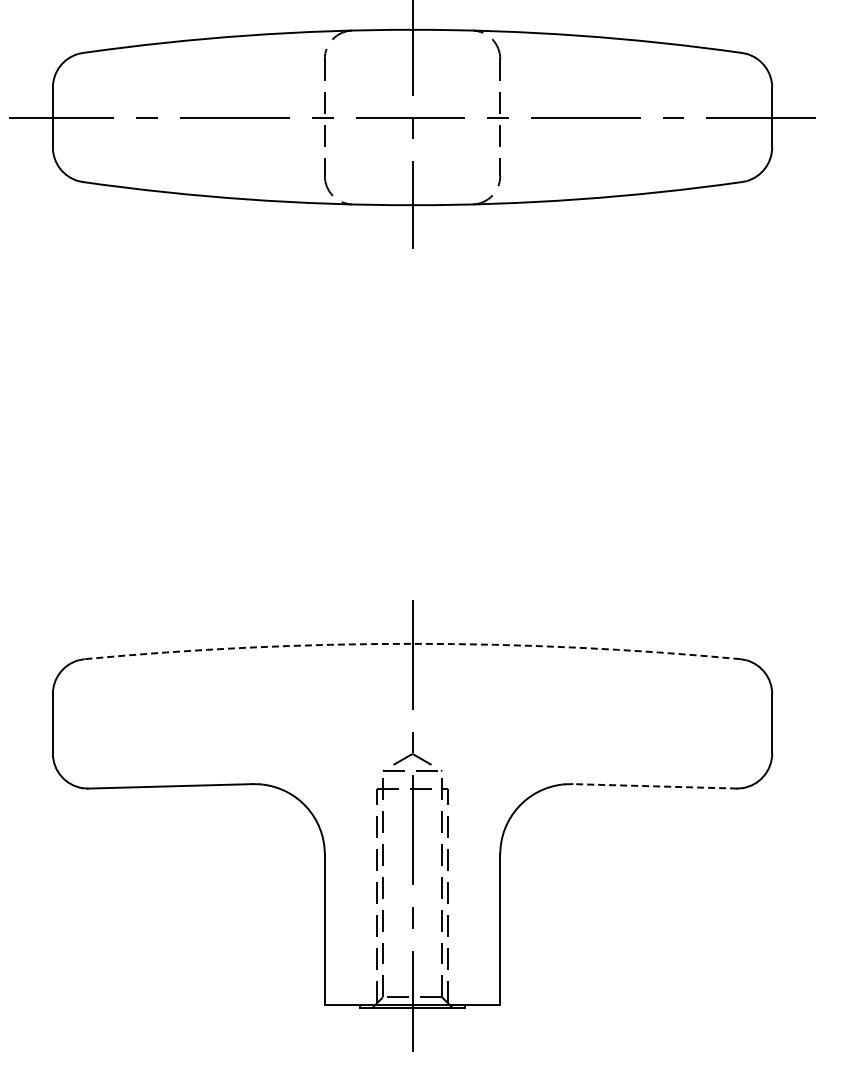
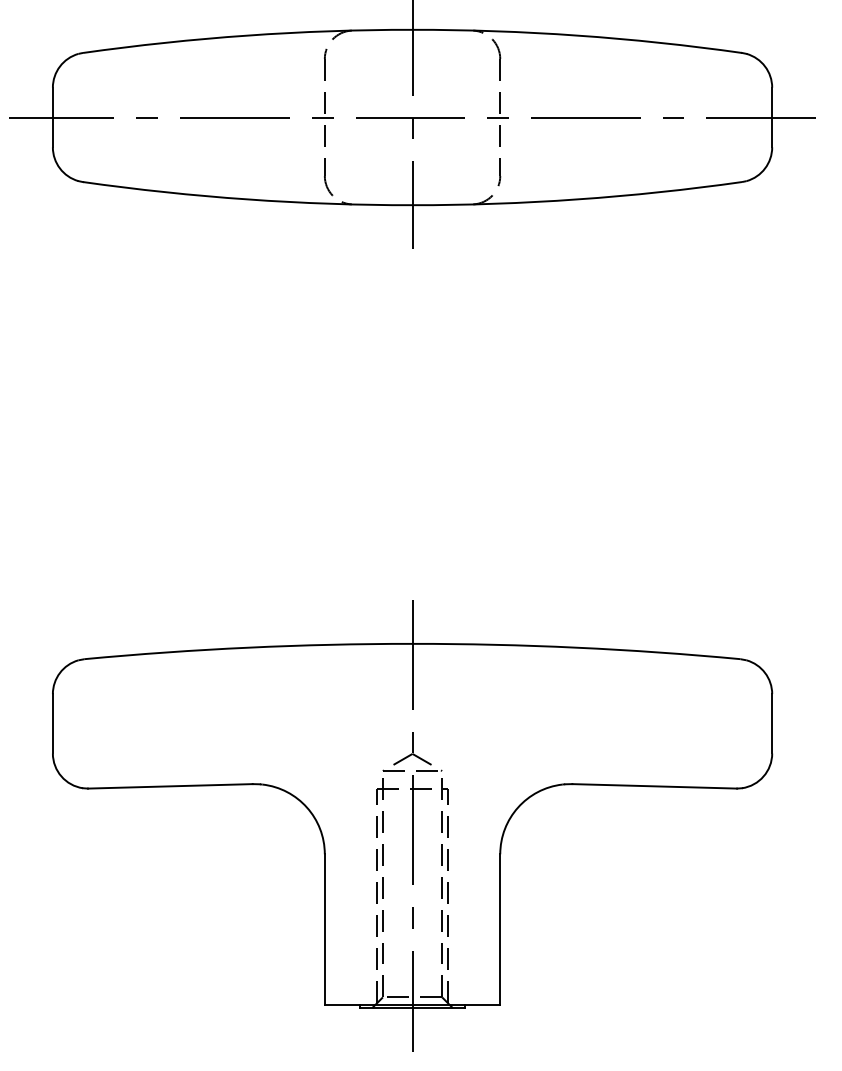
arc: dashed -> solid (412, 643)
line: dashed -> solid (654, 786)
